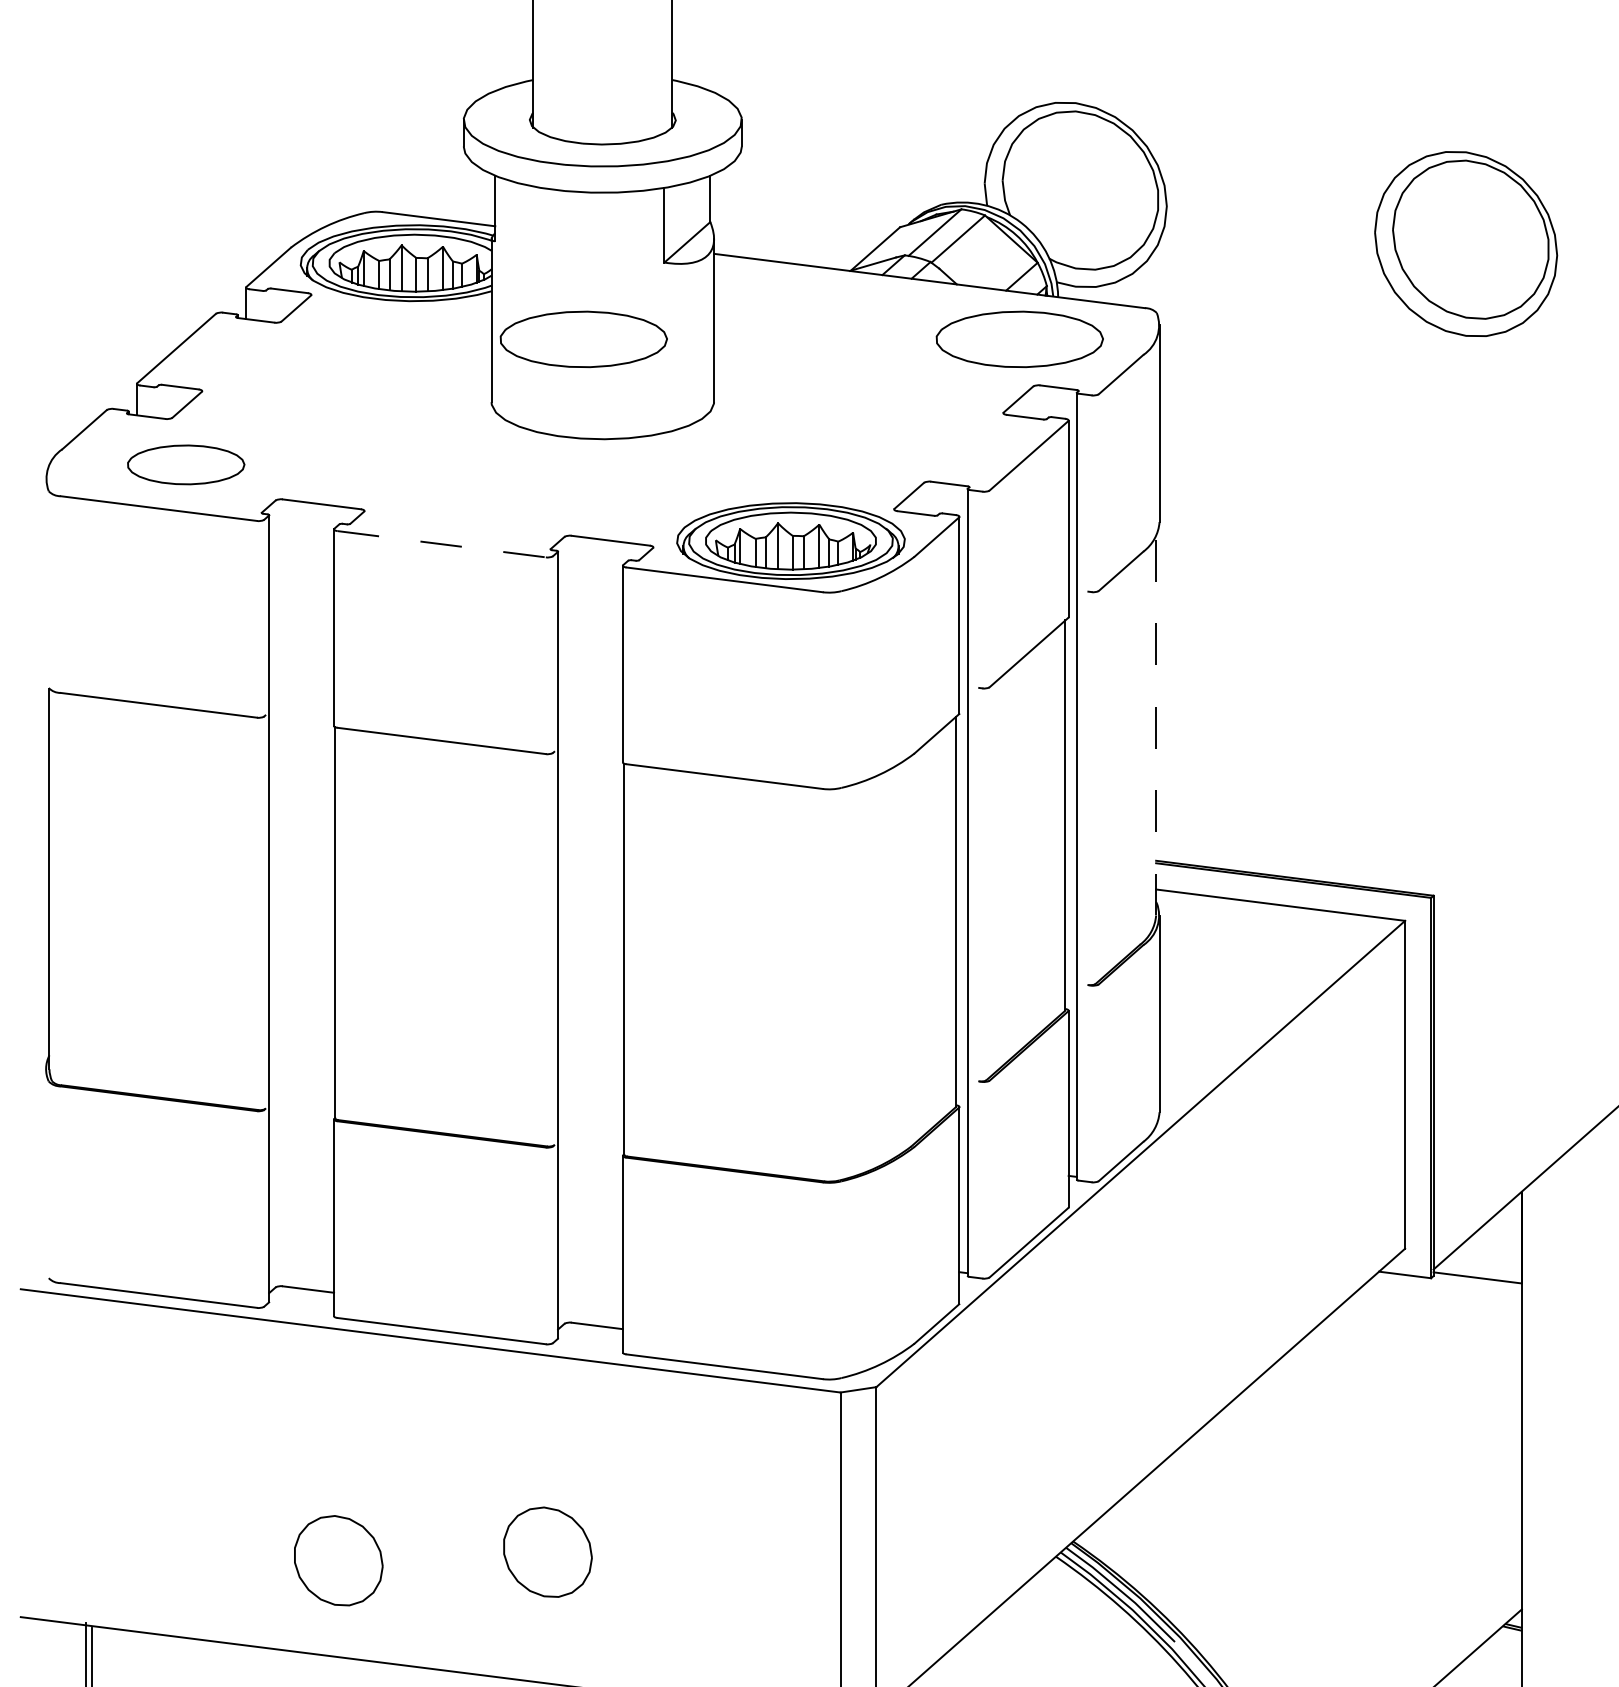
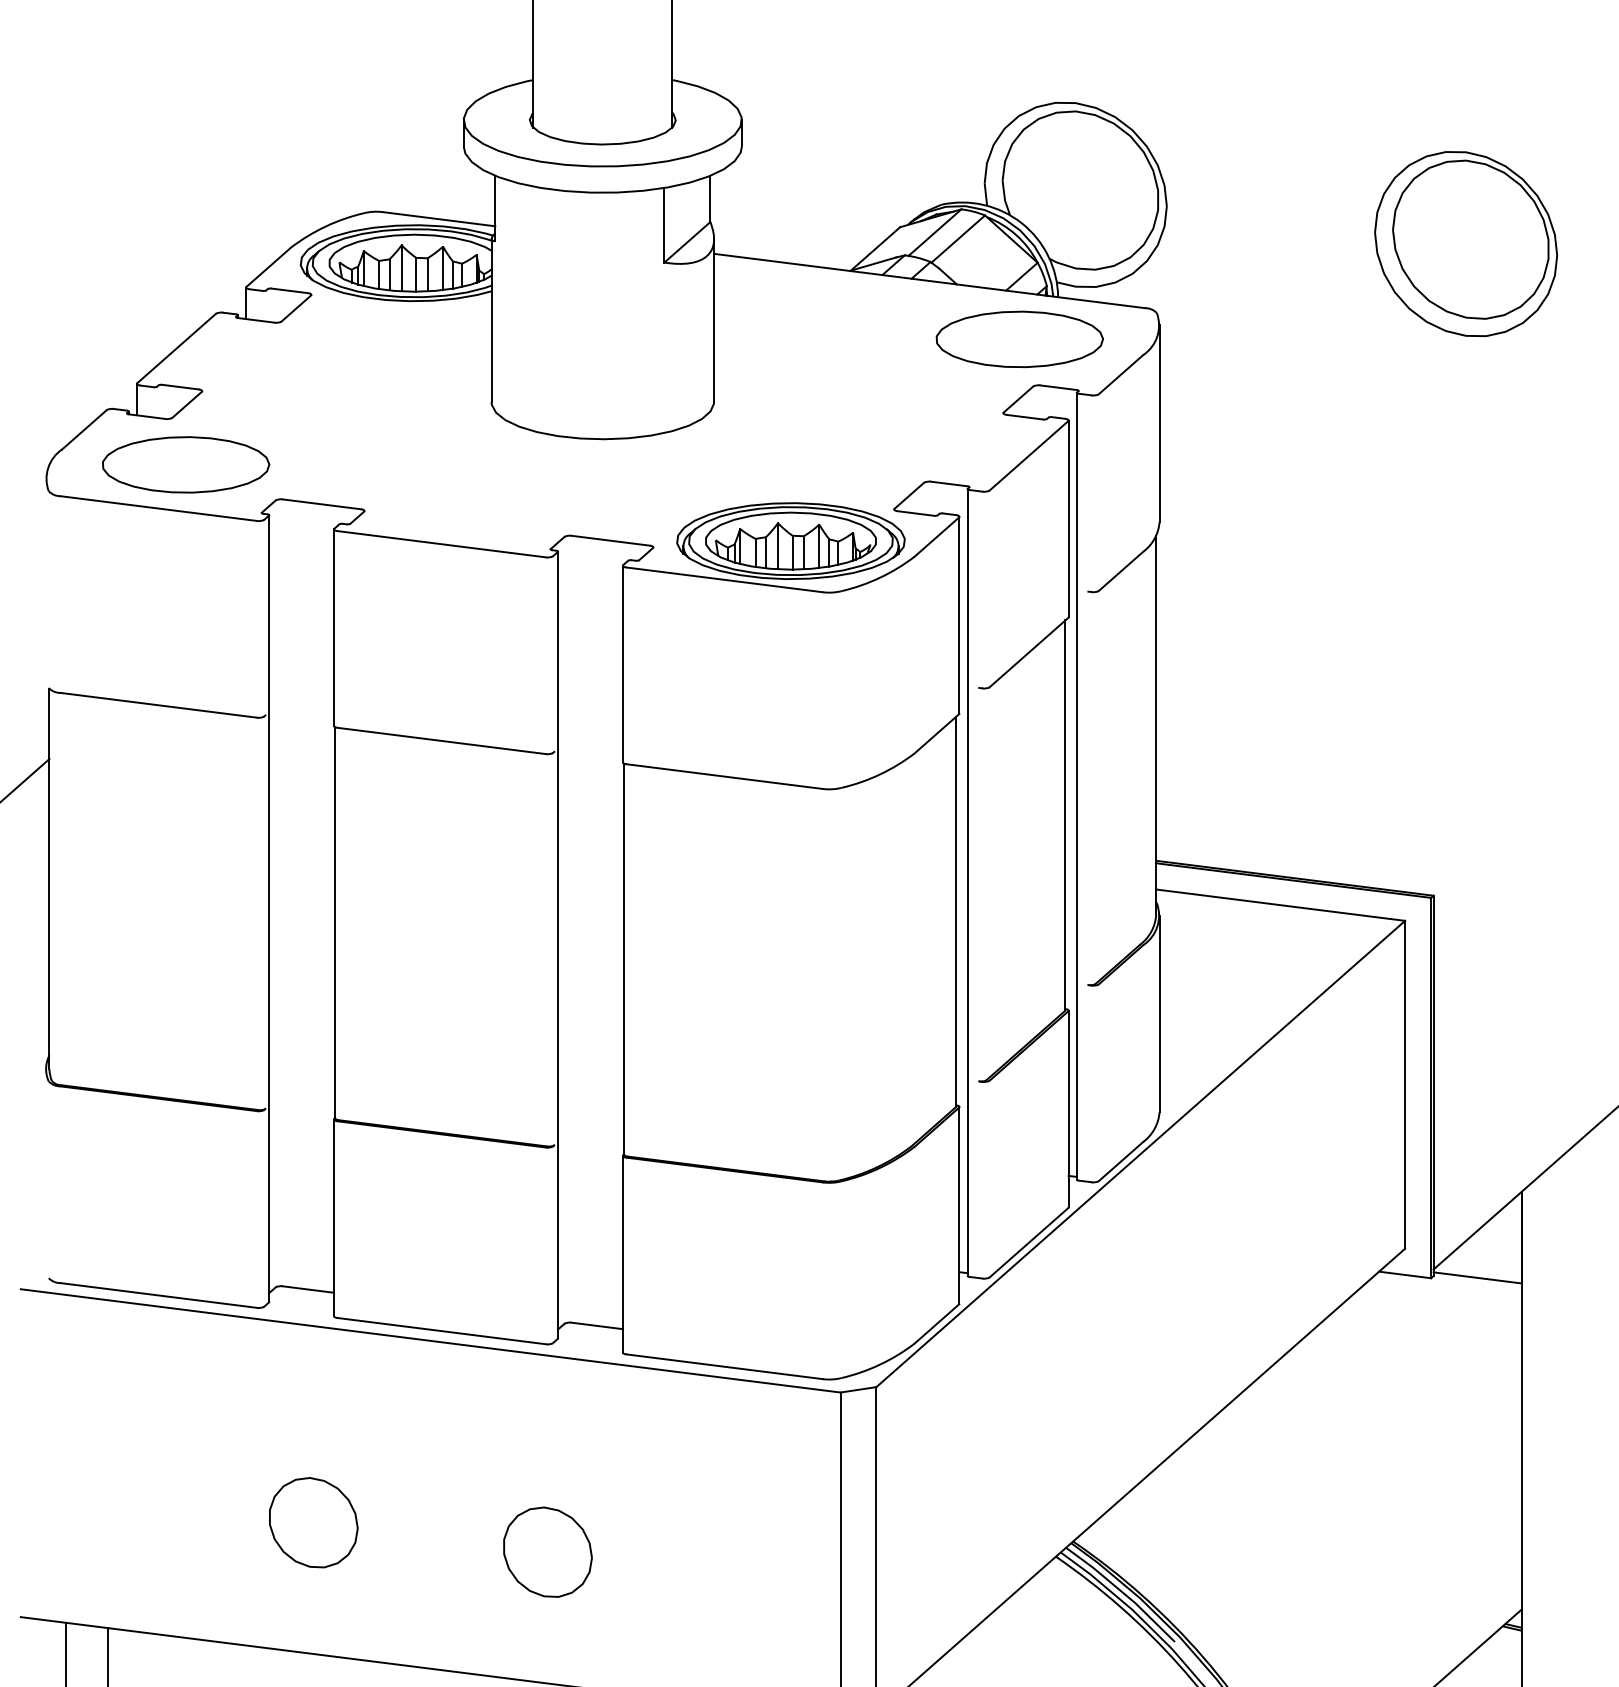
part: present -> none (583, 339)
part size: 119x42 px -> 169x58 px (186, 464)
line: dashed -> solid (441, 544)
line: dashed -> solid (1156, 725)
line: none -> present (25, 779)
part position: (338, 1560) -> (313, 1522) (313, 1522)
line position: (85, 1652) -> (65, 1652) (65, 1652)
line position: (91, 1655) -> (107, 1655) (107, 1655)
